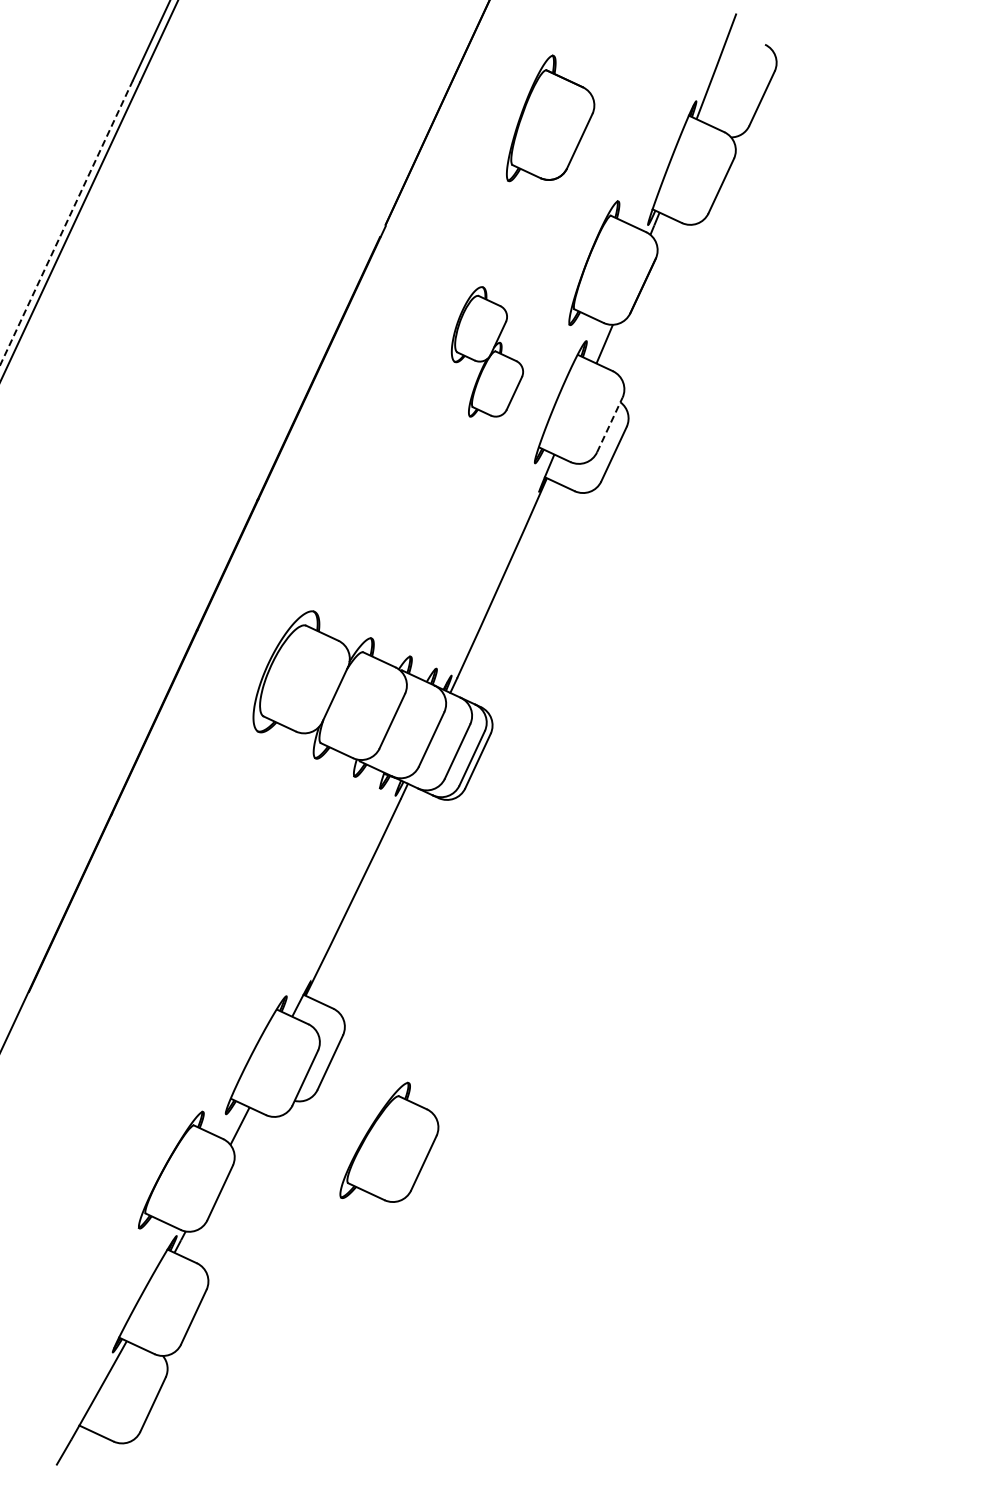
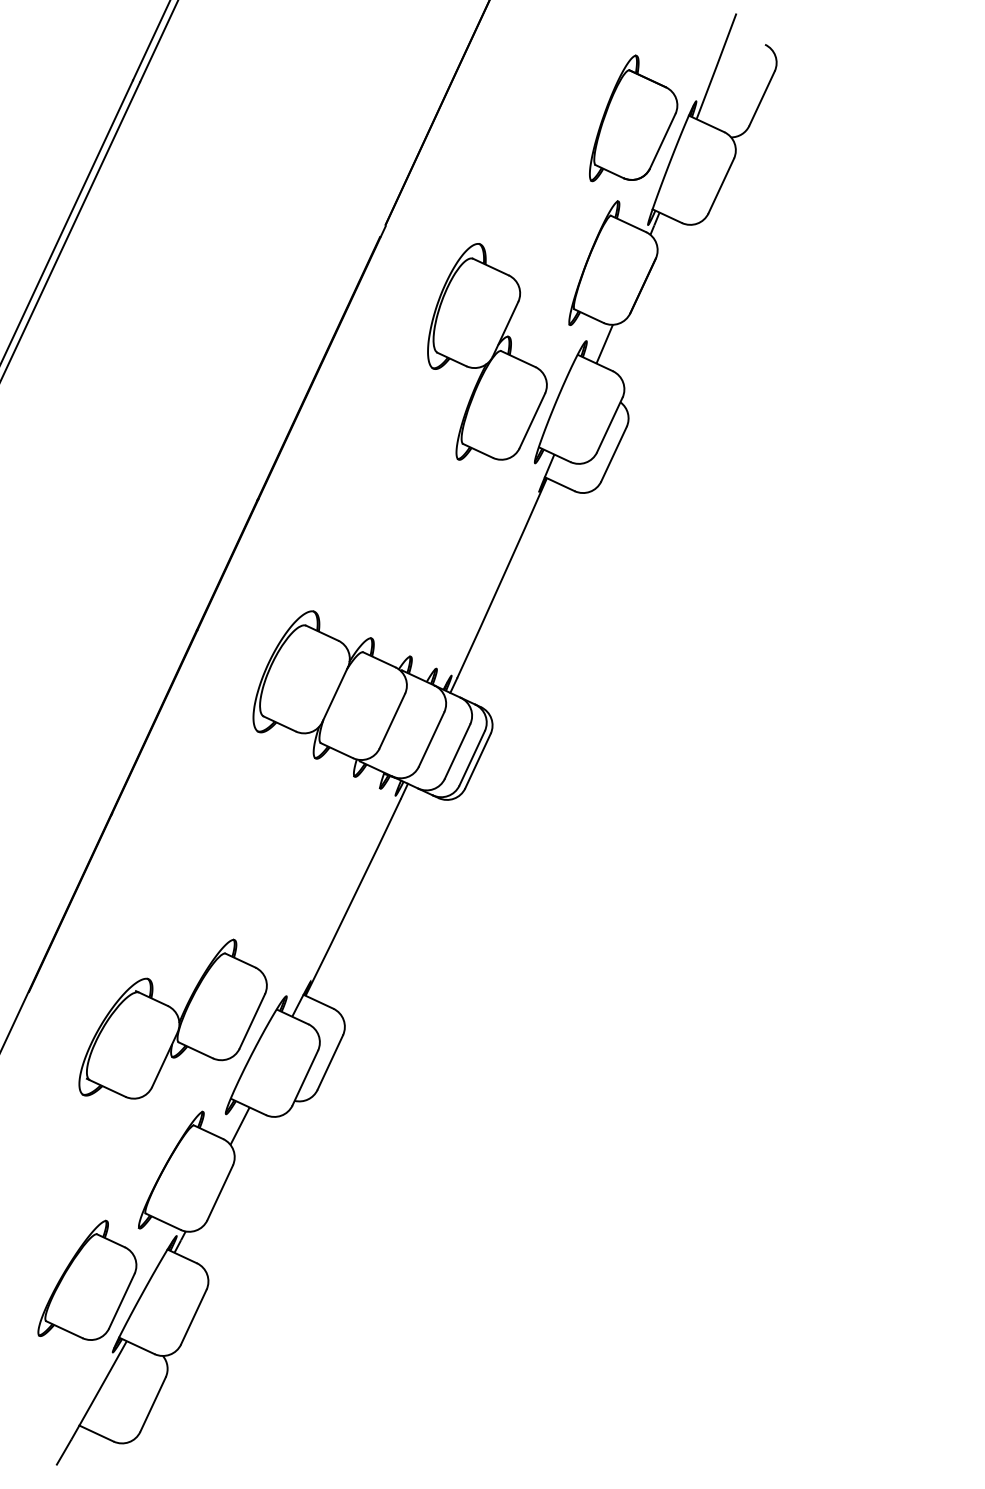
part position: (550, 118) -> (633, 118) (633, 118)
line: dashed -> solid (66, 222)
part size: 74x132 px -> 121x218 px (487, 351)
line: dashed -> solid (610, 424)
part: none -> present (172, 1018)
part position: (389, 1141) -> (87, 1279) (87, 1279)
